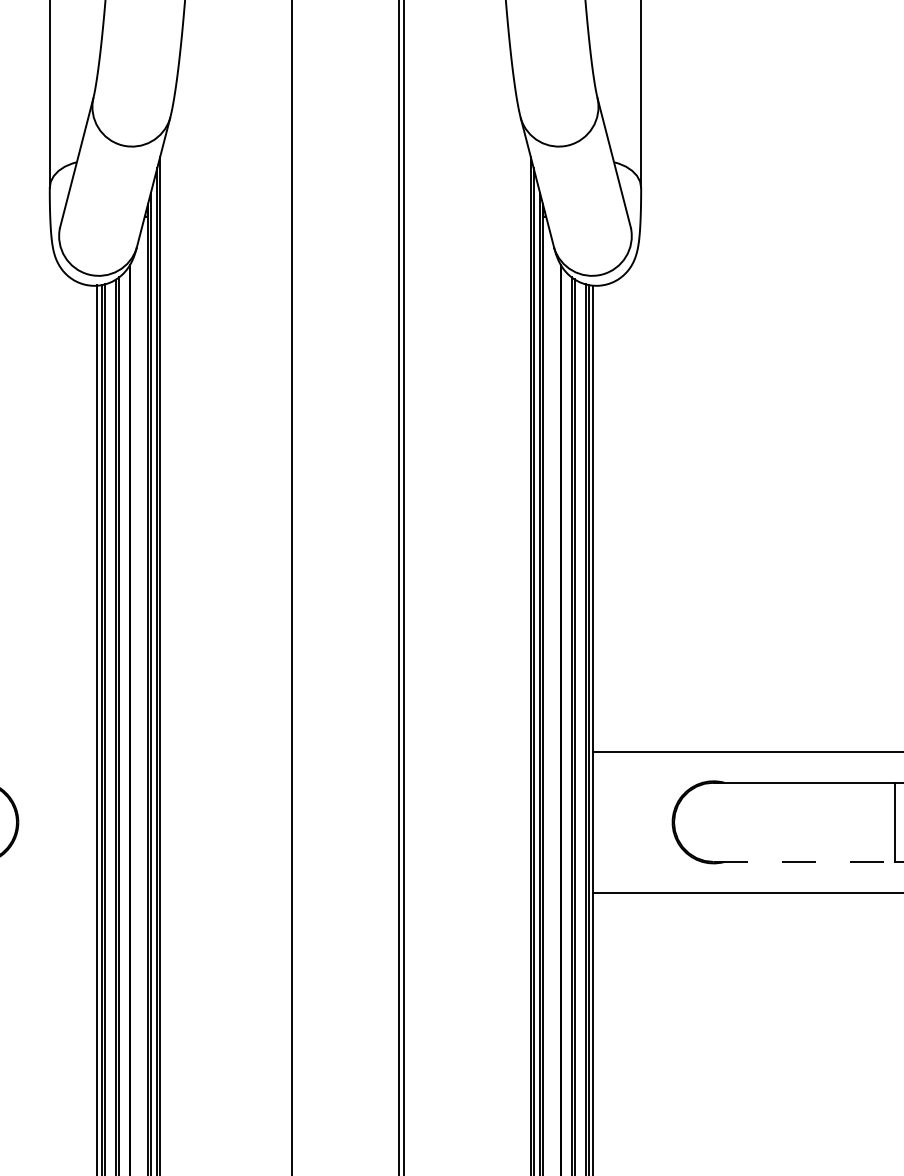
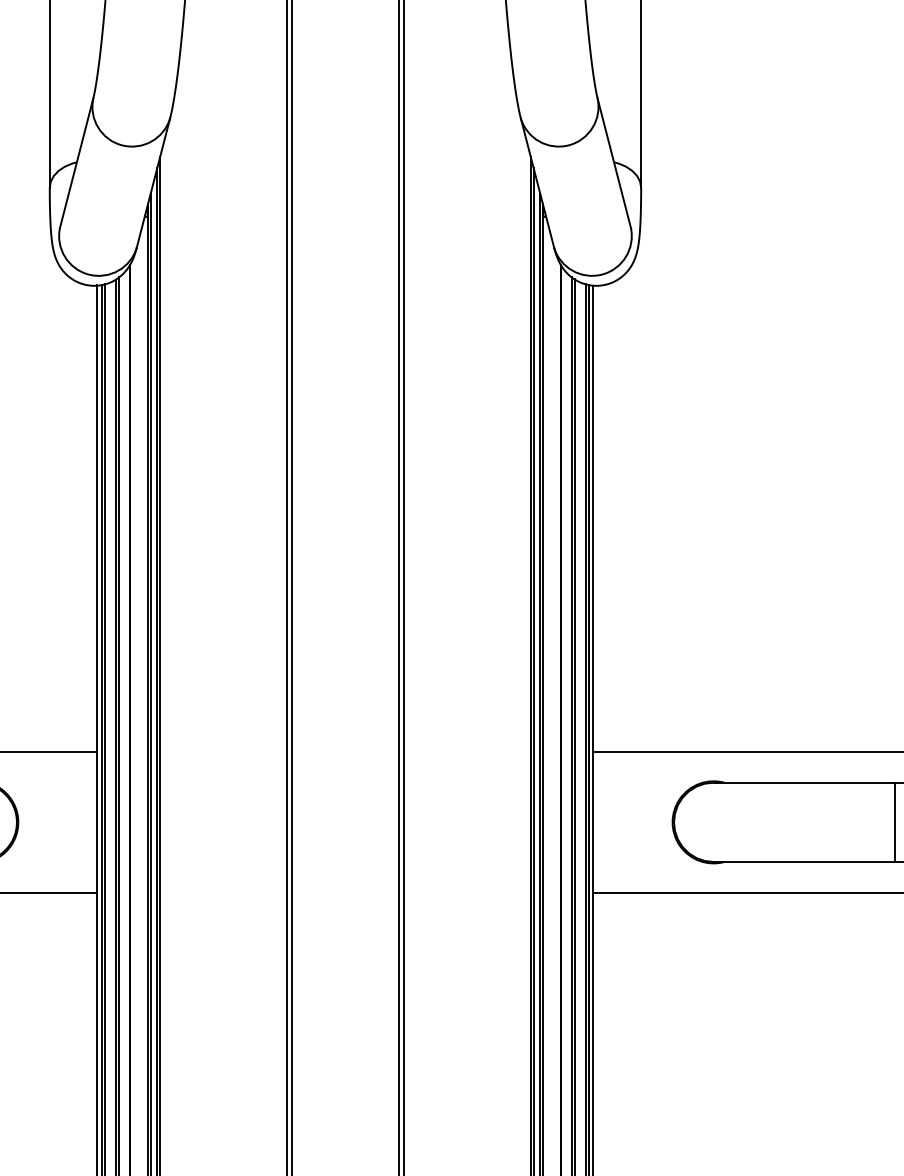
line: none -> present (287, 587)
line: none -> present (49, 751)
line: dashed -> solid (804, 862)
line: none -> present (49, 893)
